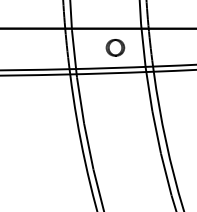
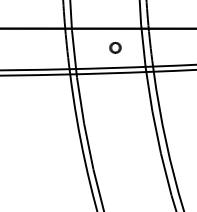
part size: 21x18 px -> 13x12 px (115, 47)
